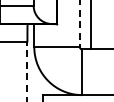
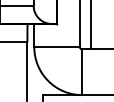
line: dashed -> solid (79, 24)
line: dashed -> solid (27, 71)
